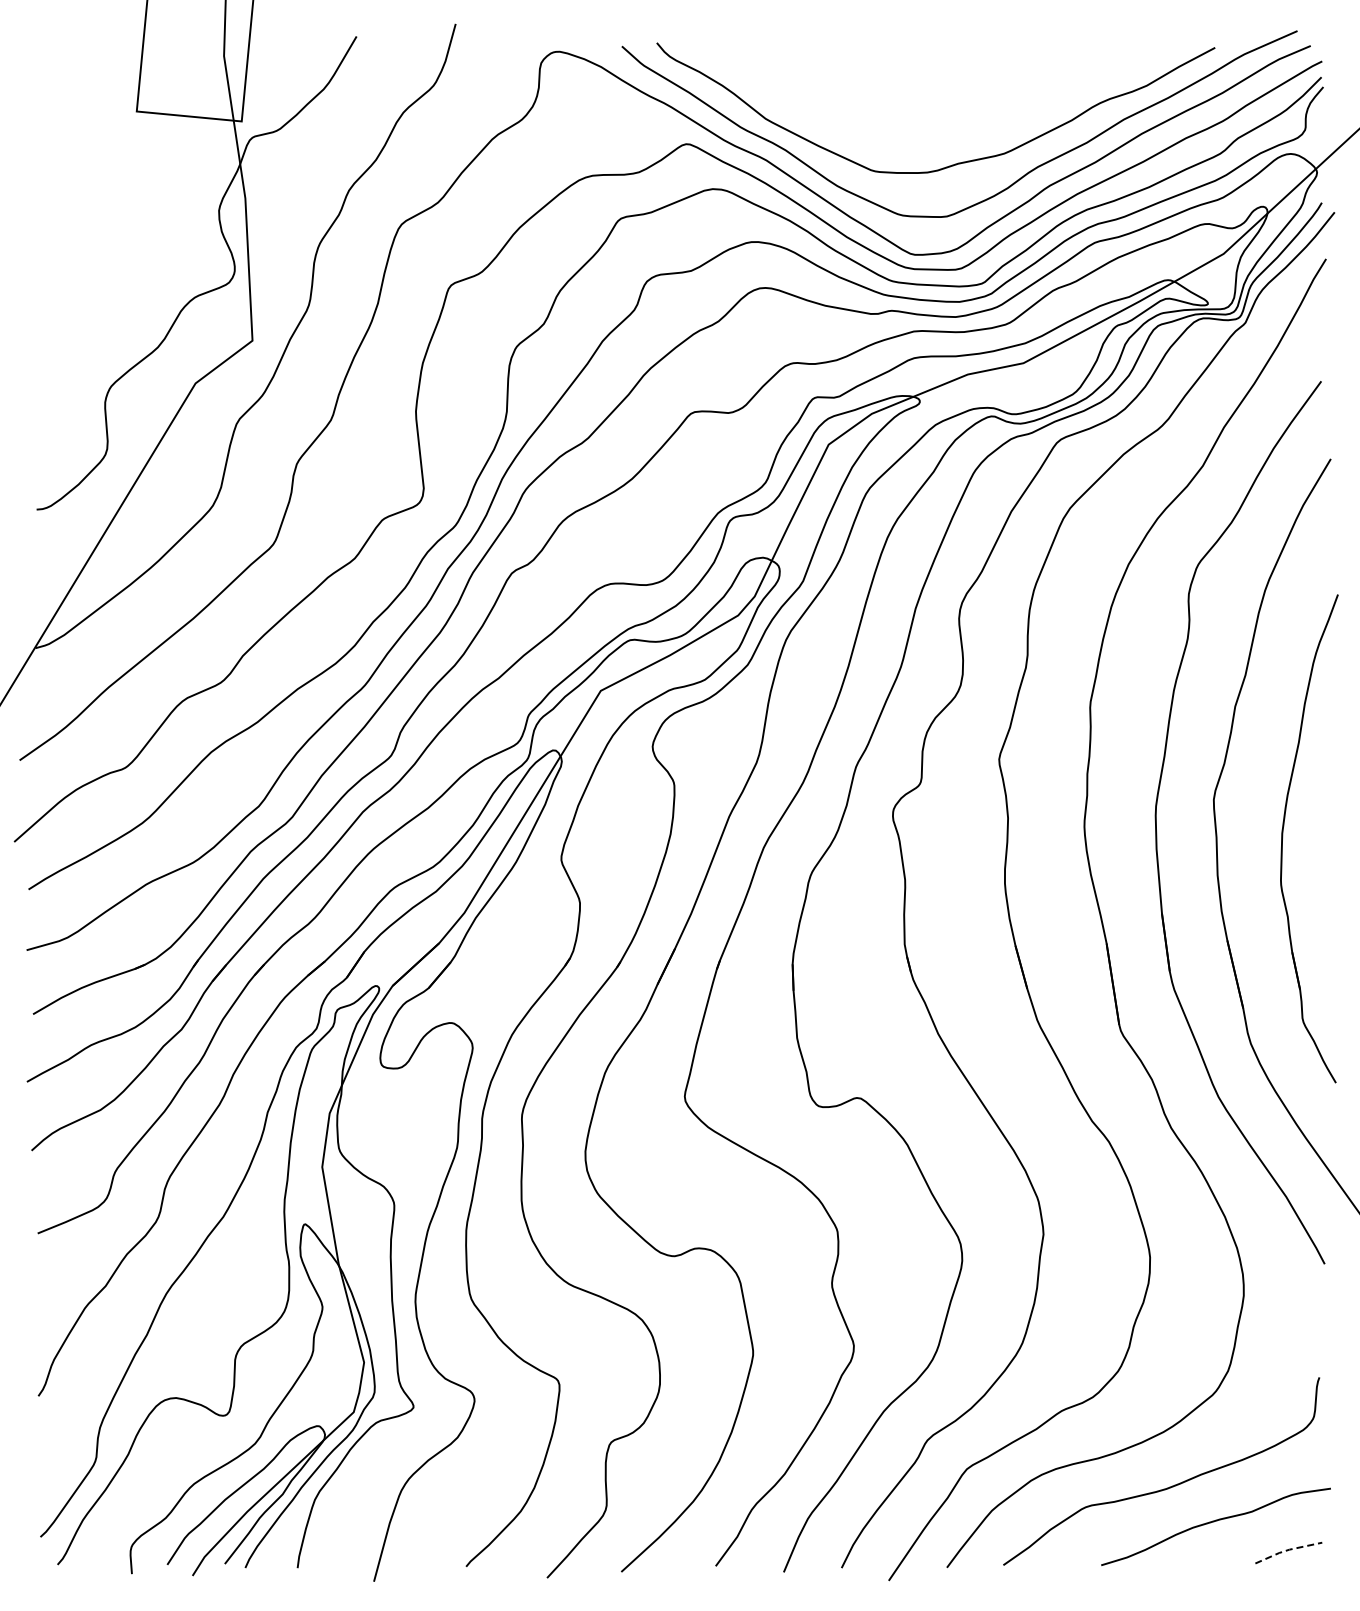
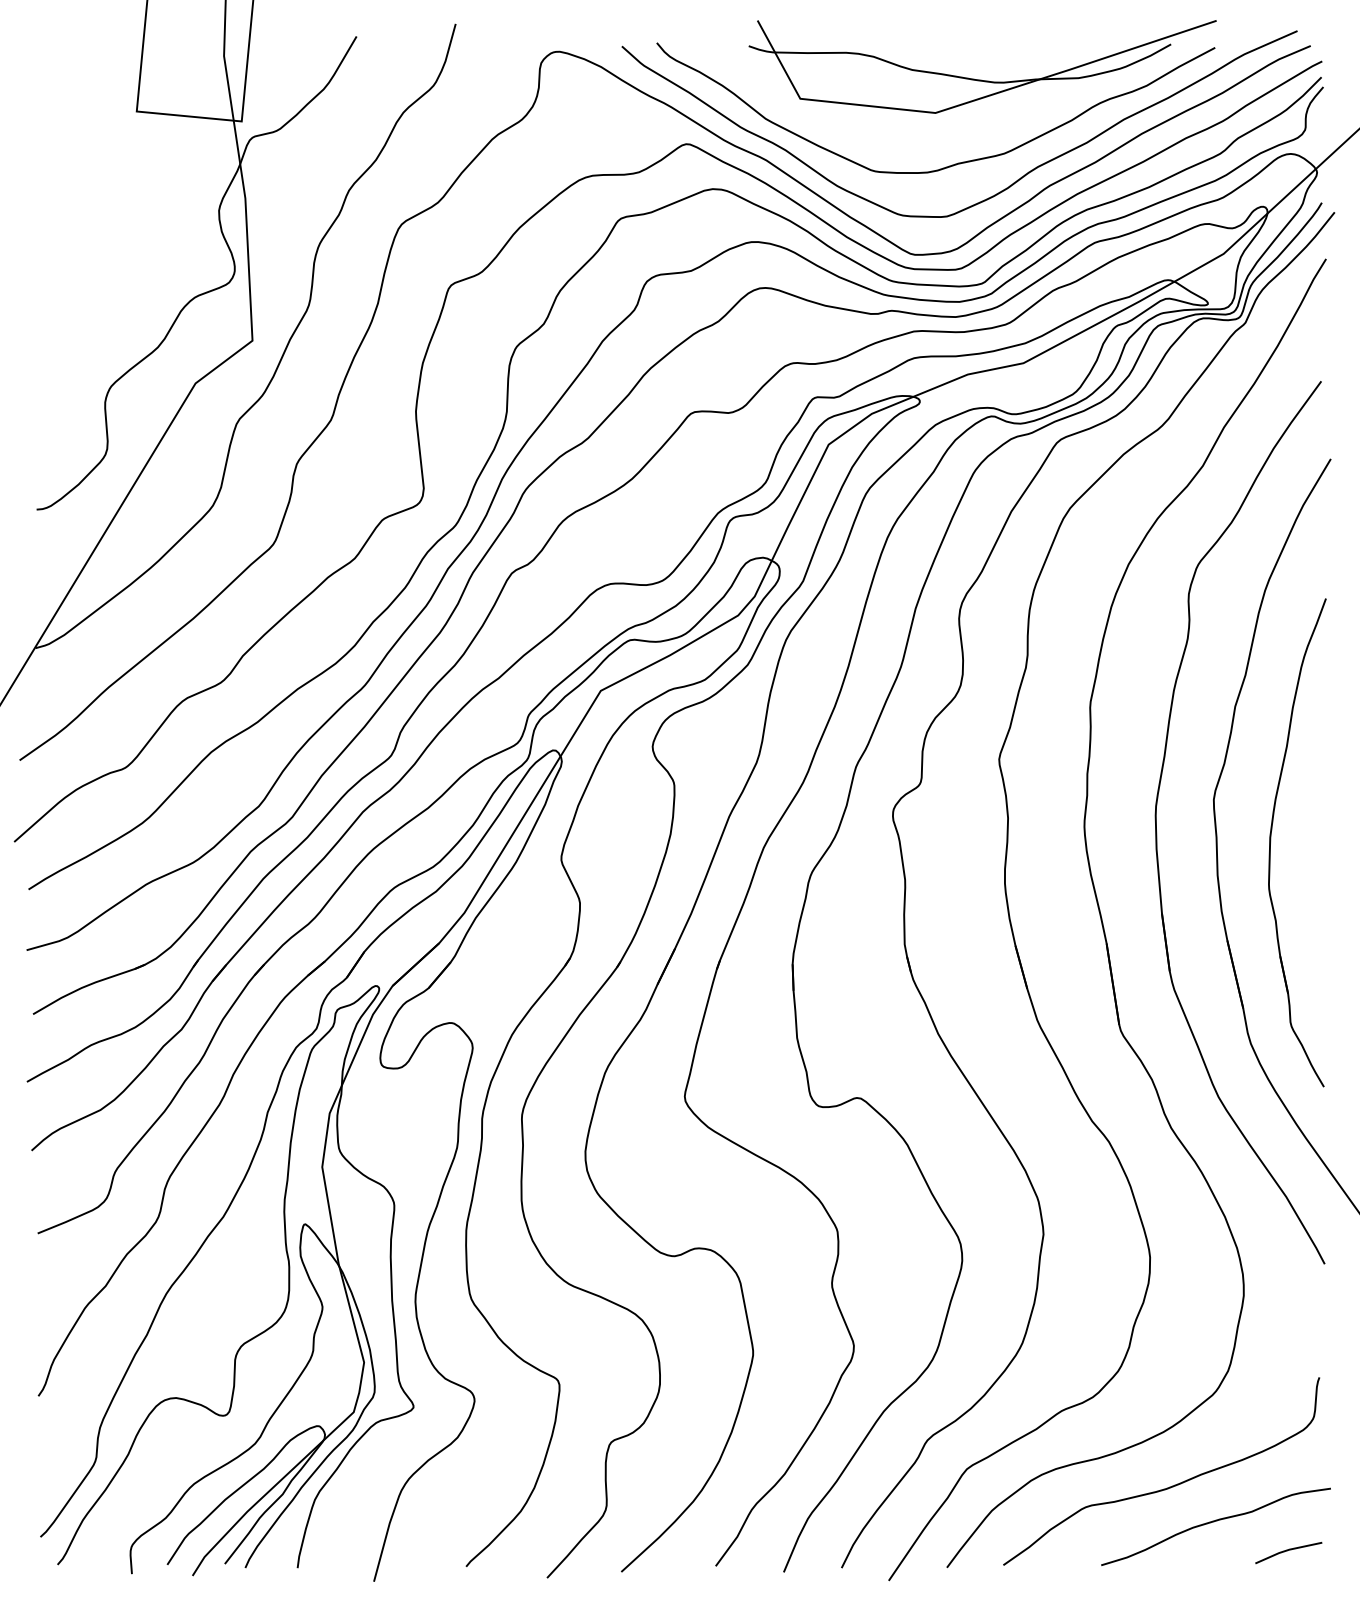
part: none -> present (981, 79)
part position: (1283, 837) -> (1271, 841) (1271, 841)
line: dashed -> solid (1287, 1550)
